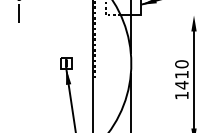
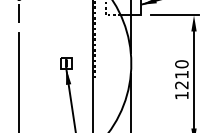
line: none -> present (175, 15)
line: none -> present (19, 81)
text: 1410 -> 1210 (181, 84)
